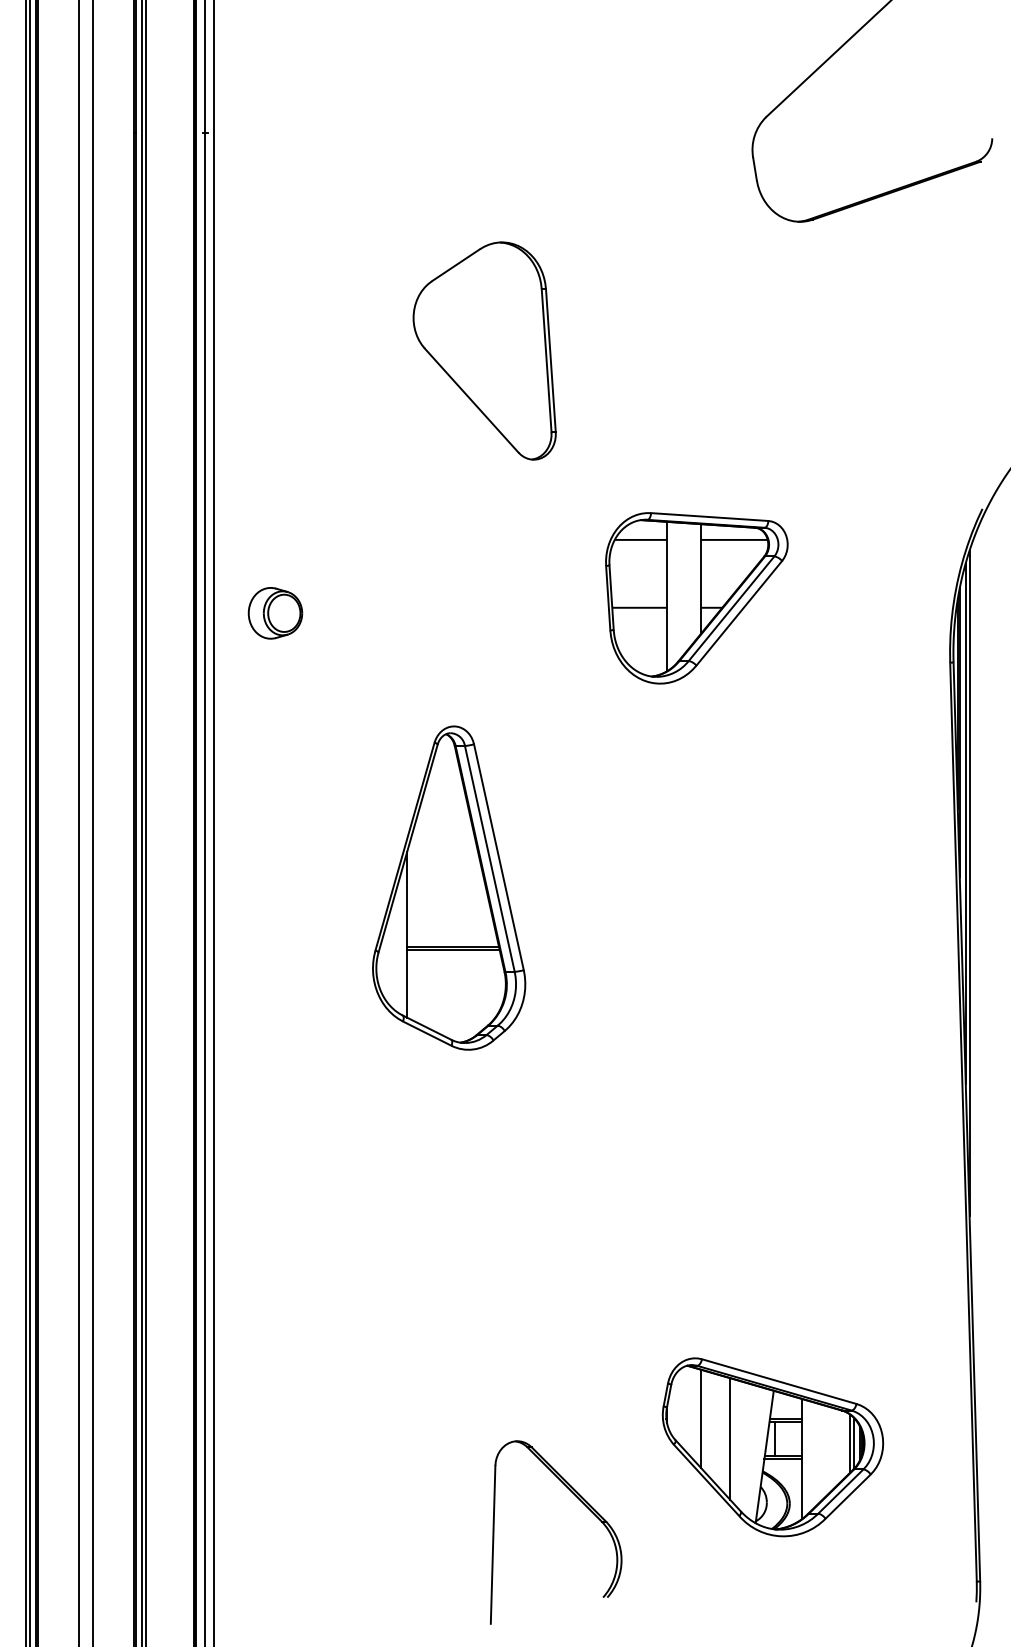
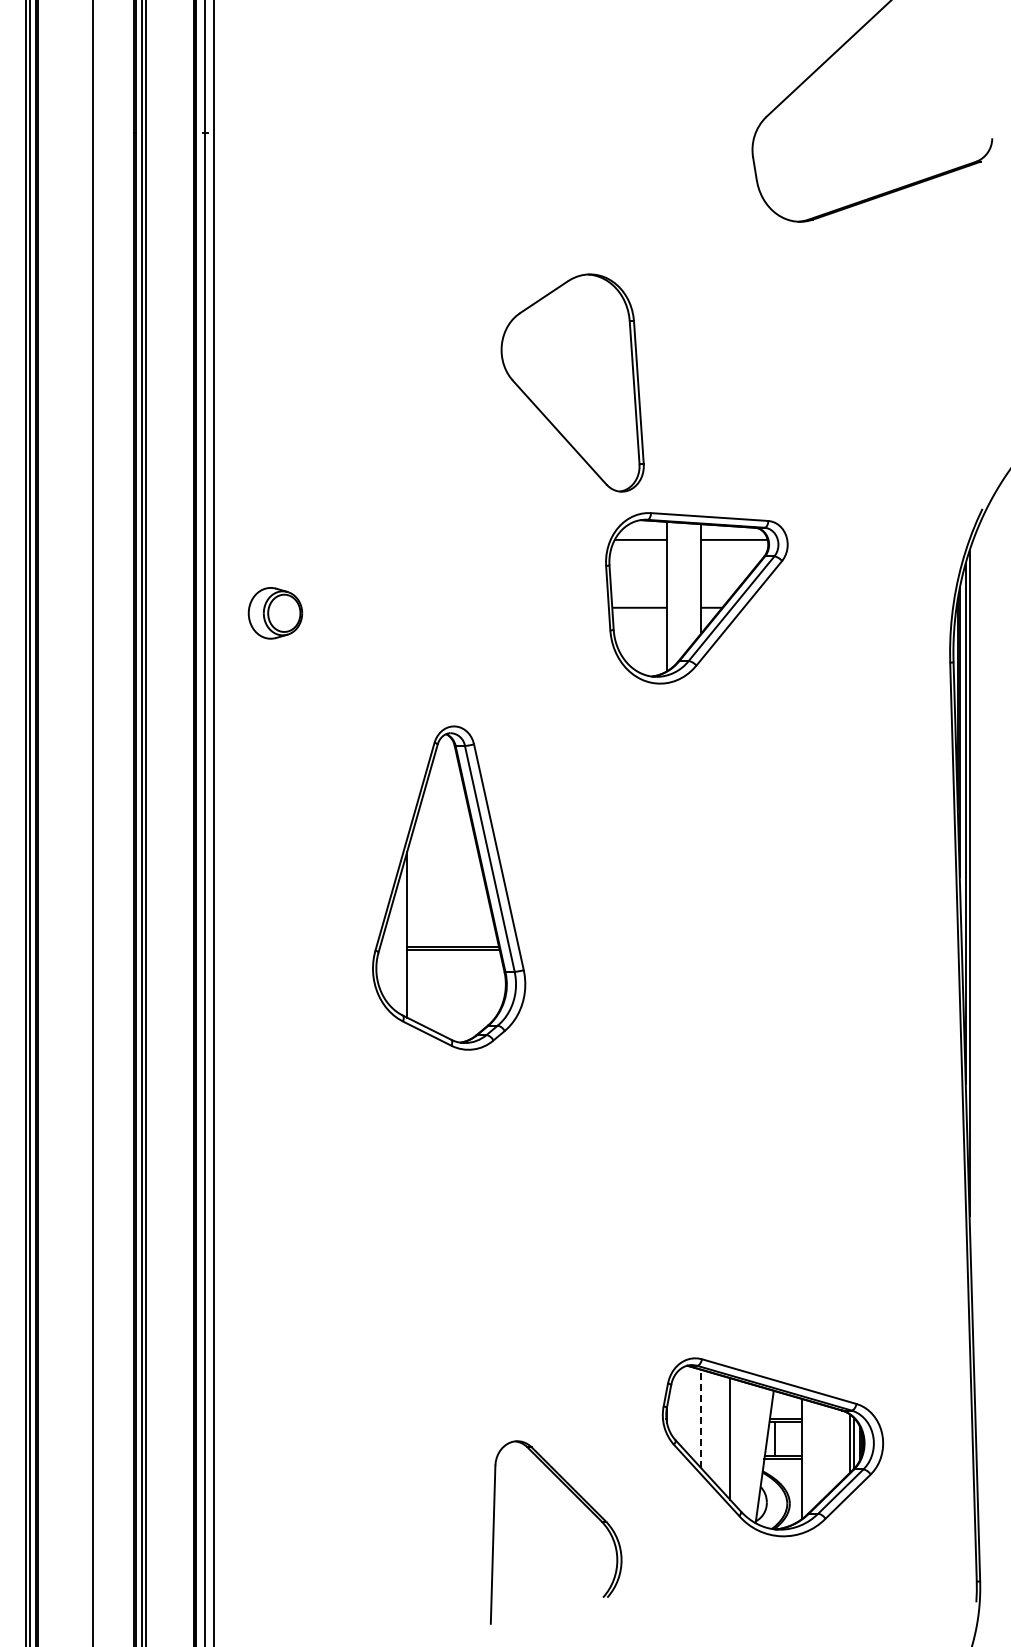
part position: (484, 350) -> (572, 382) (572, 382)
line: present -> none (79, 822)
line: solid -> dashed (701, 1418)
